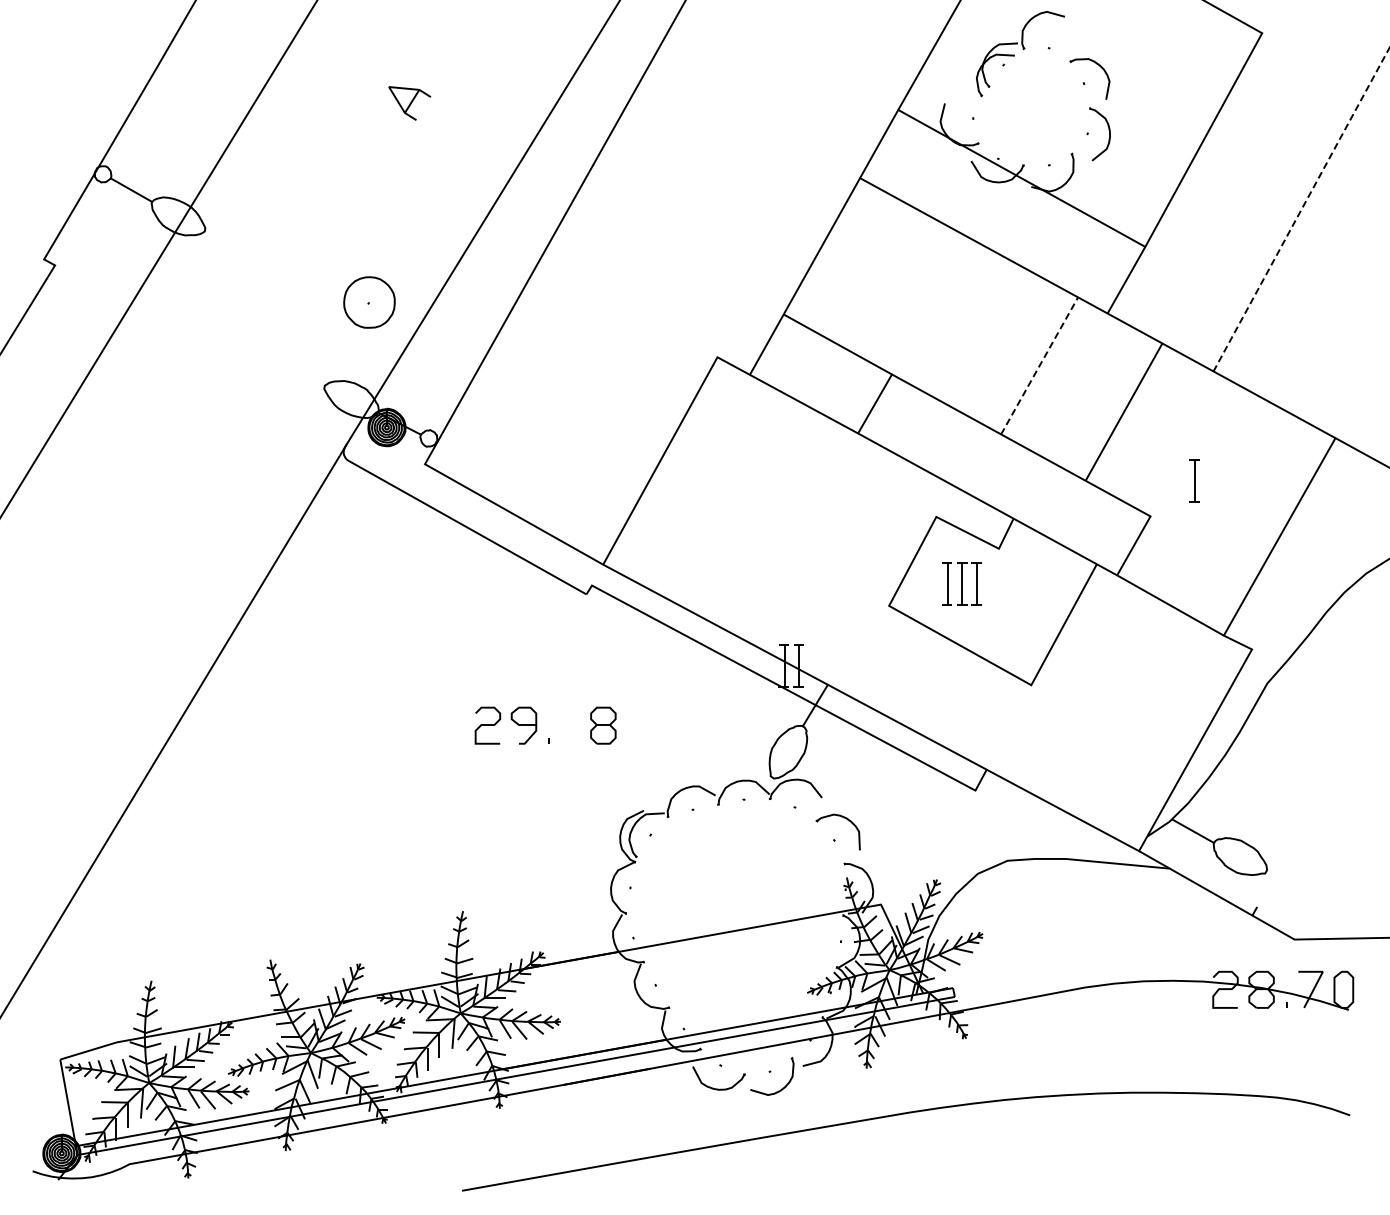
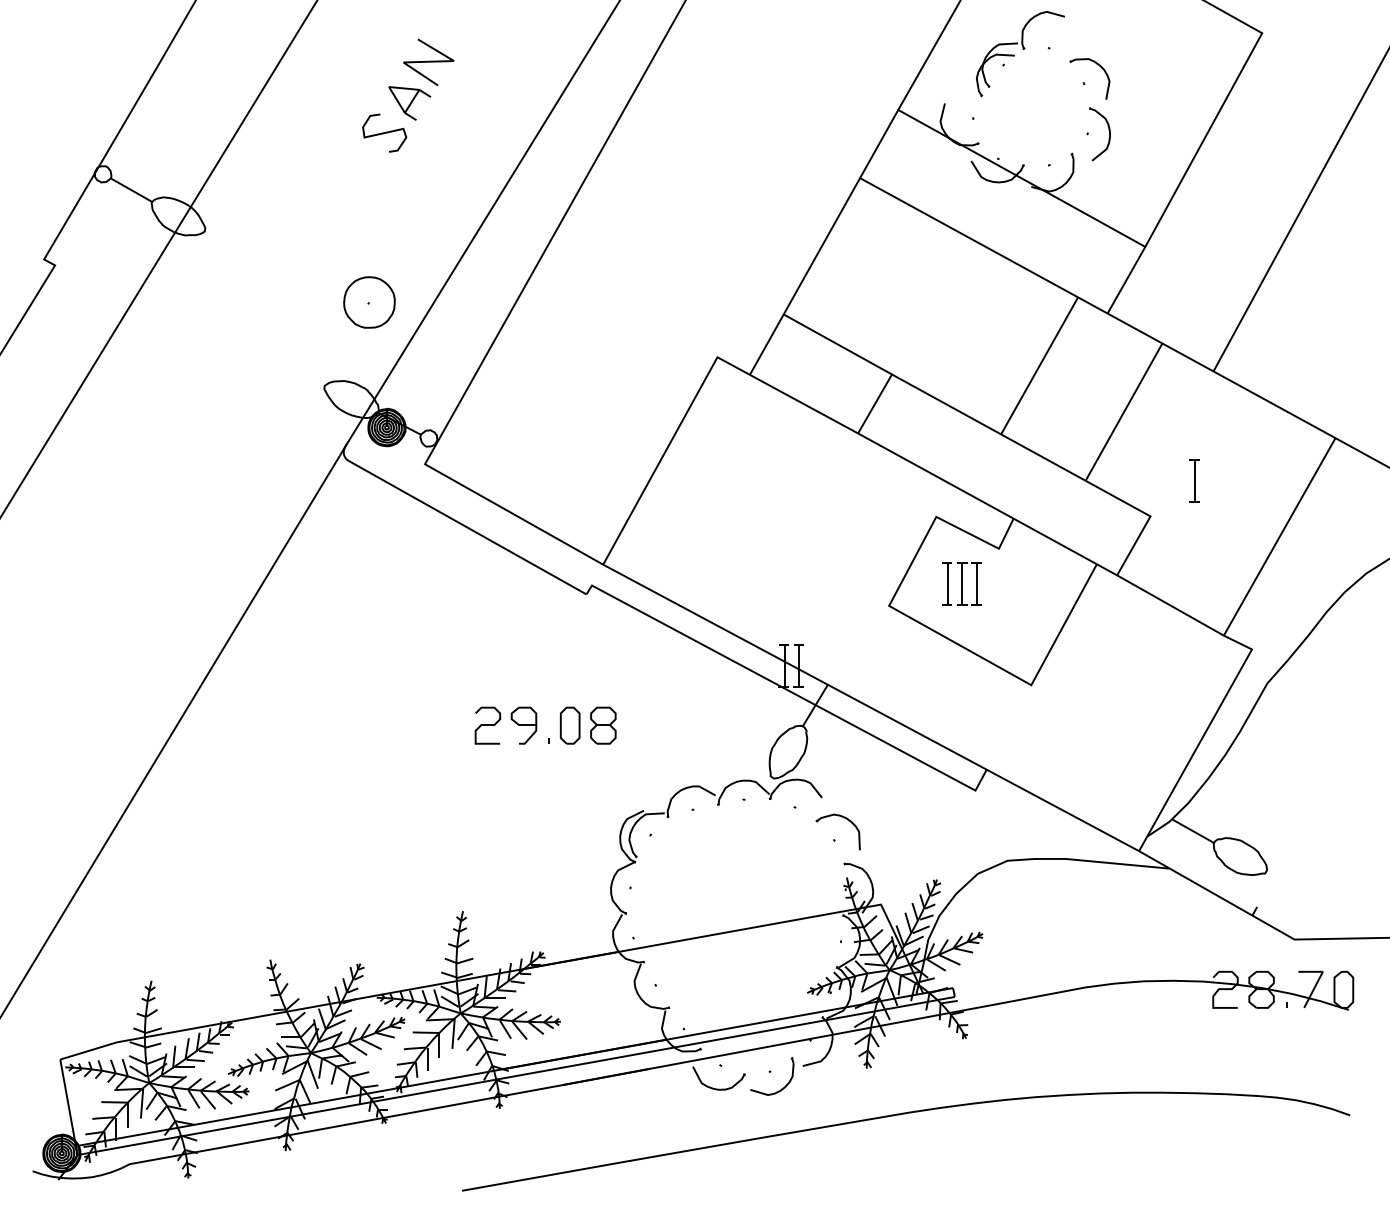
line: none -> present (428, 62)
curve: none -> present (384, 132)
line: dashed -> solid (1301, 209)
line: dashed -> solid (1039, 366)
part: none -> present (569, 725)
